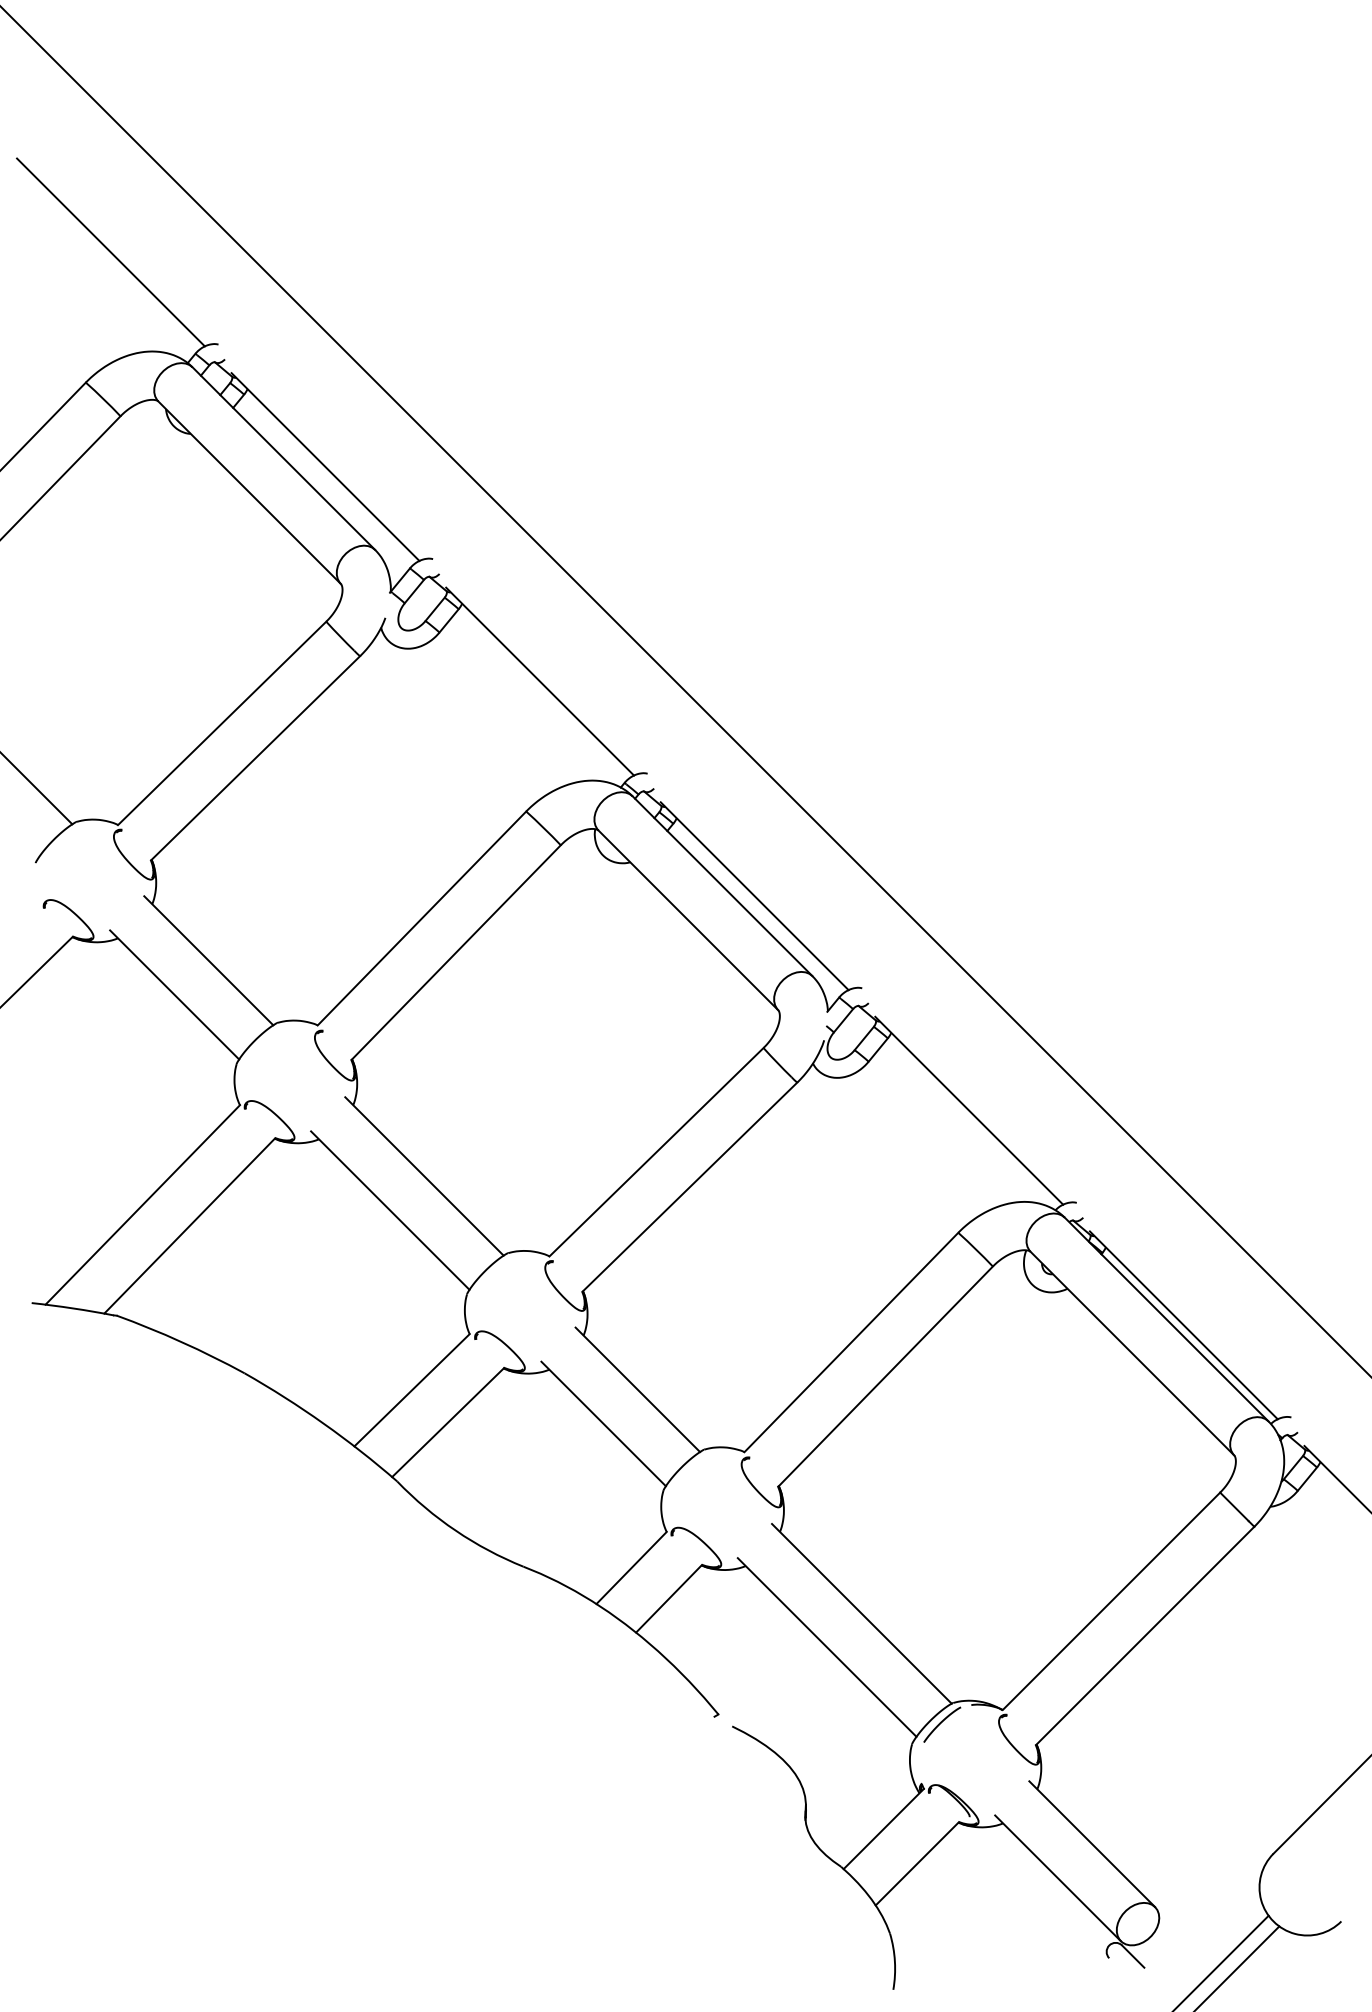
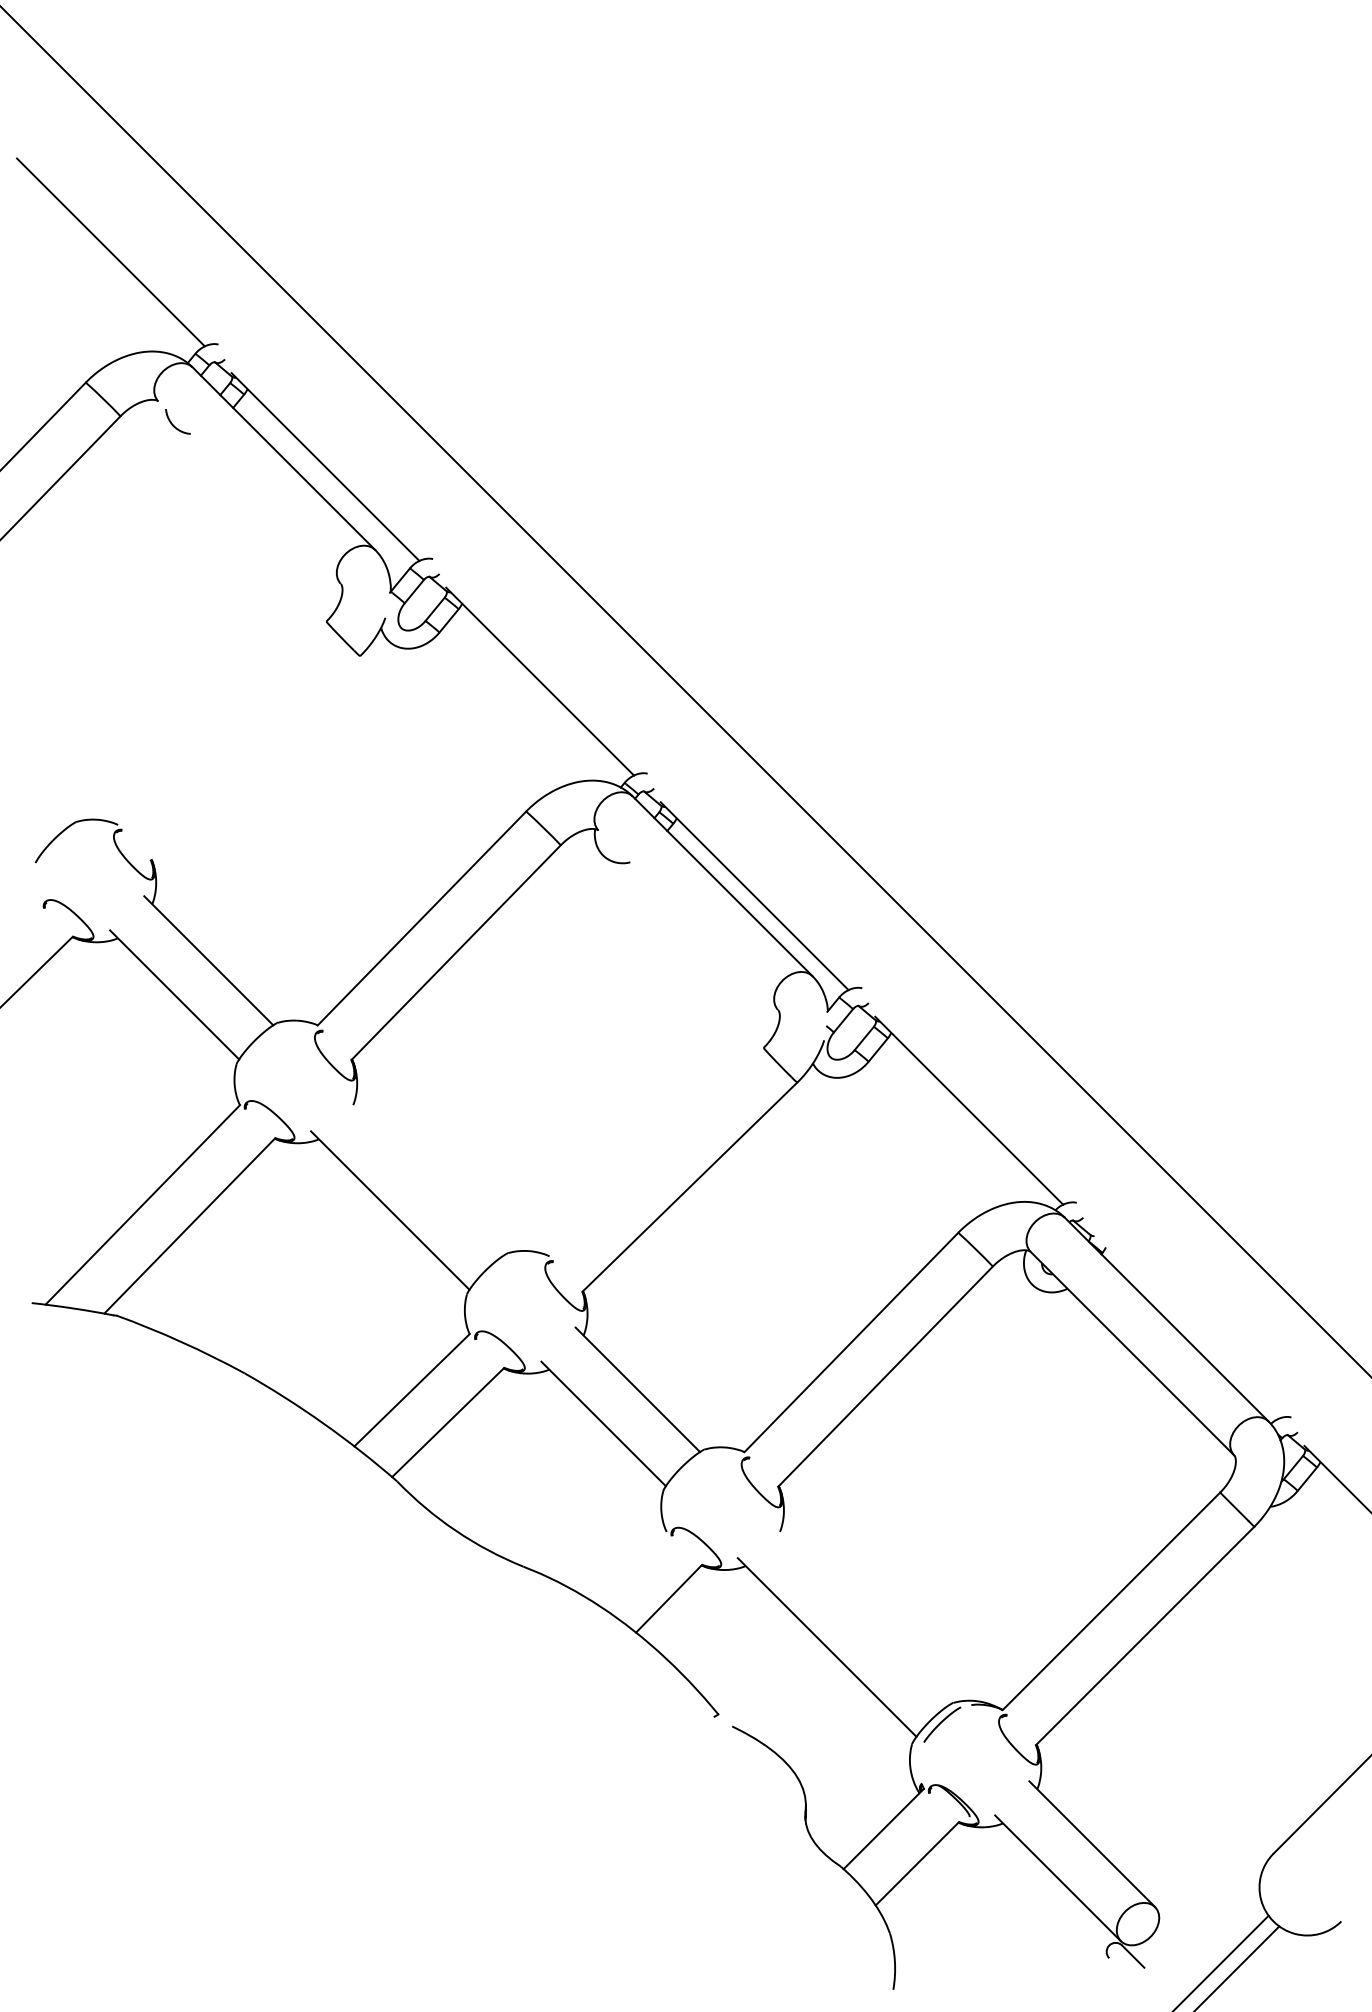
line: present -> none (249, 492)
line: present -> none (222, 723)
line: present -> none (255, 757)
line: present -> none (37, 789)
line: present -> none (688, 920)
line: present -> none (656, 1152)
line: present -> none (424, 1176)
line: present -> none (1183, 1325)
line: present -> none (631, 1567)
line: present -> none (861, 1613)
